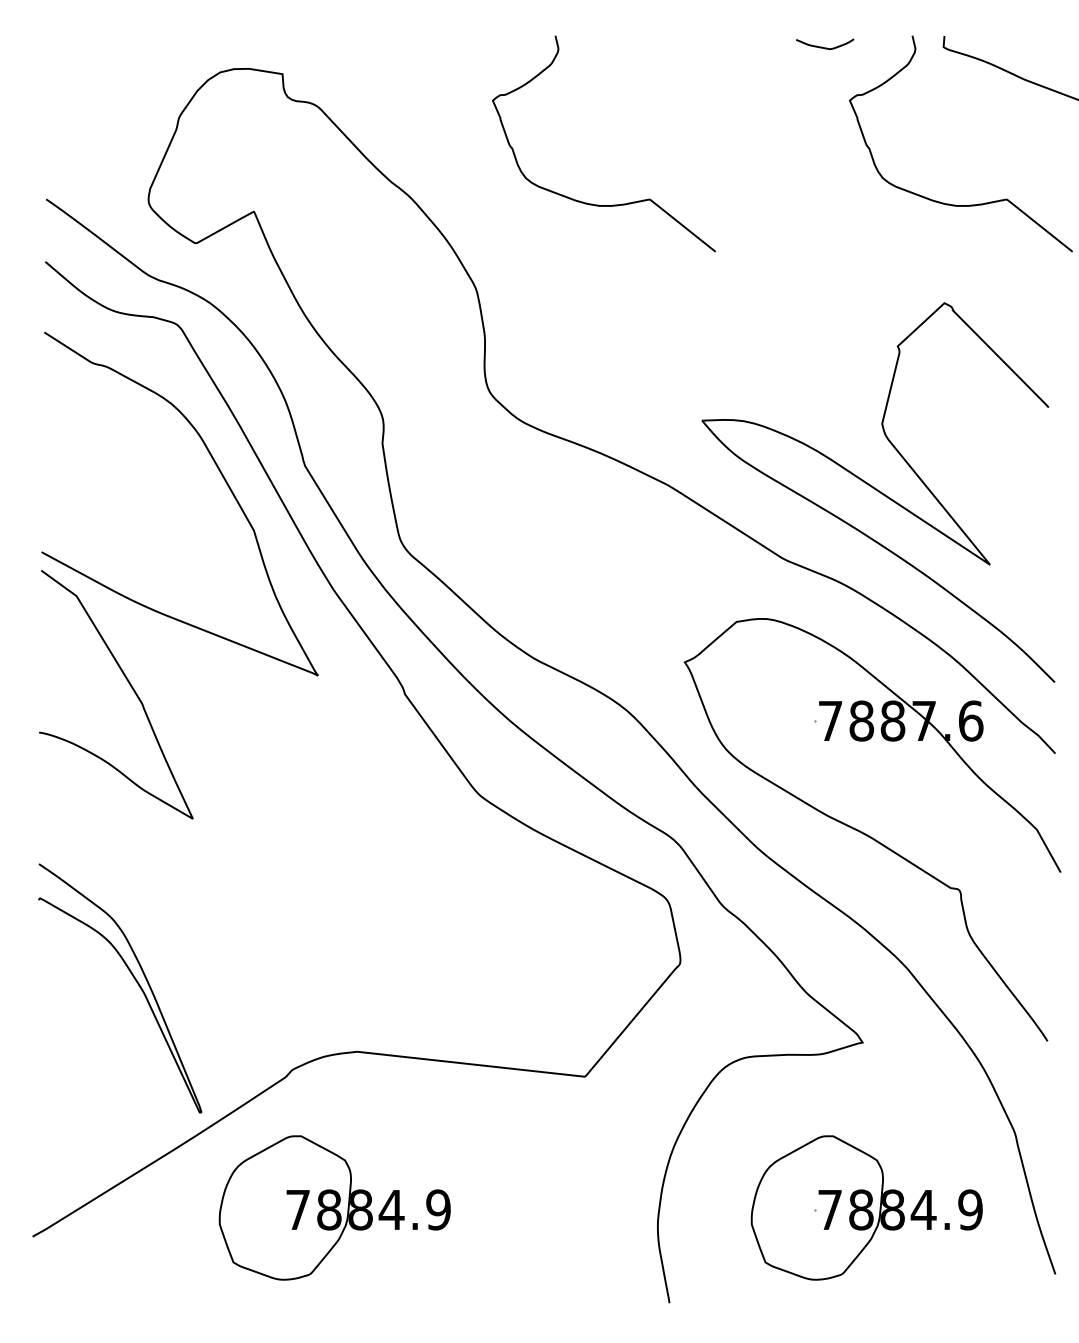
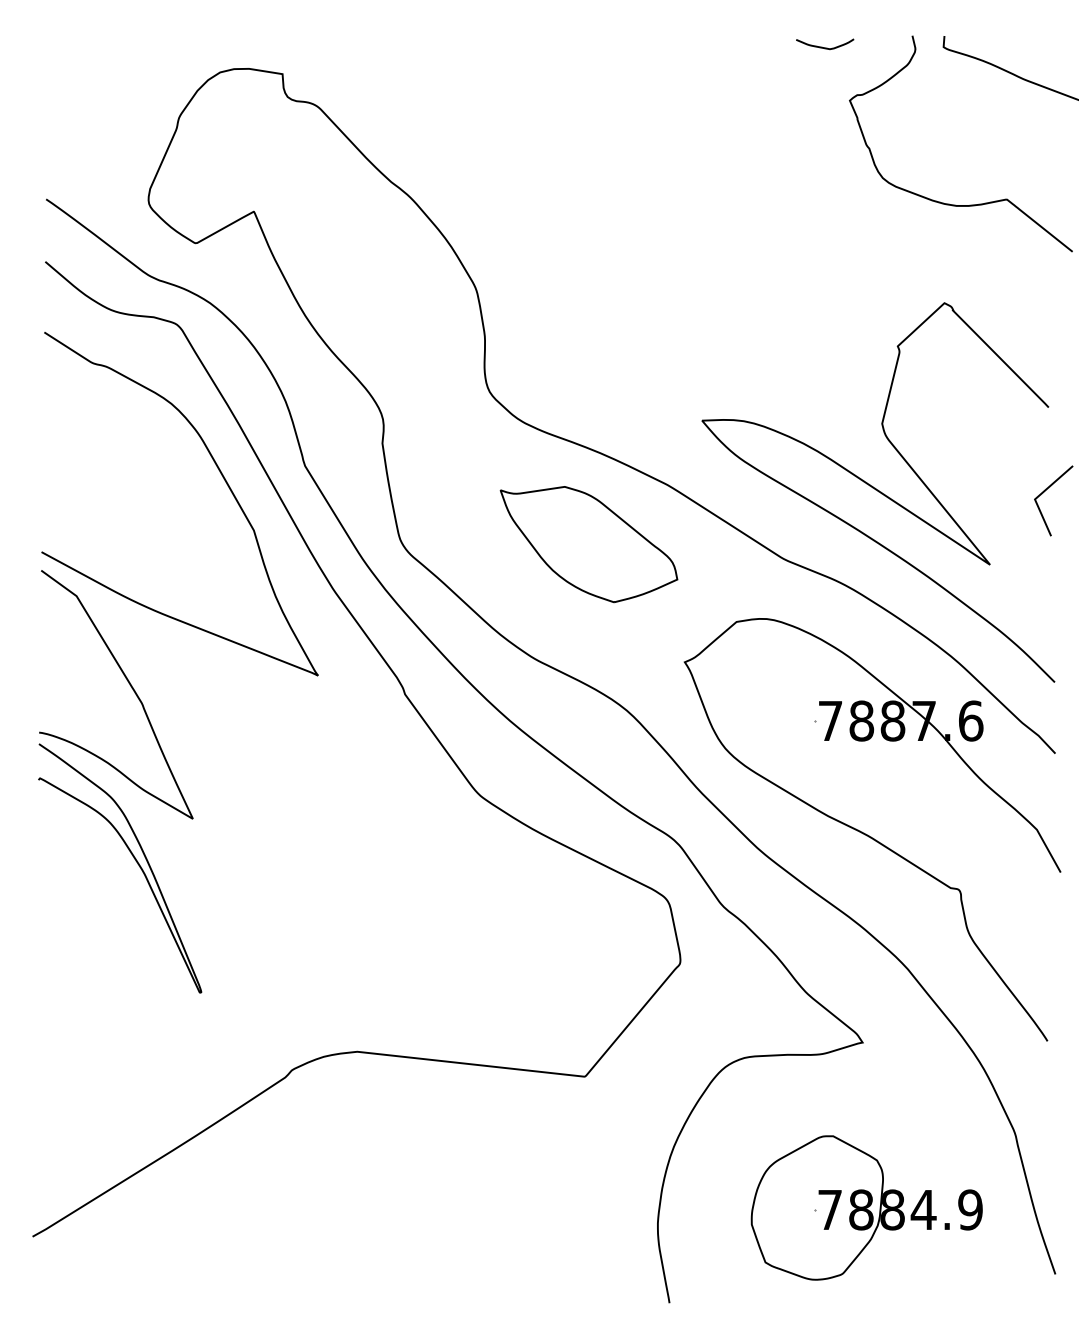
curve: present -> none (592, 203)
line: none -> present (1045, 491)
part: none -> present (588, 544)
curve position: (133, 978) -> (133, 858) (133, 858)
part: present -> none (334, 1207)
